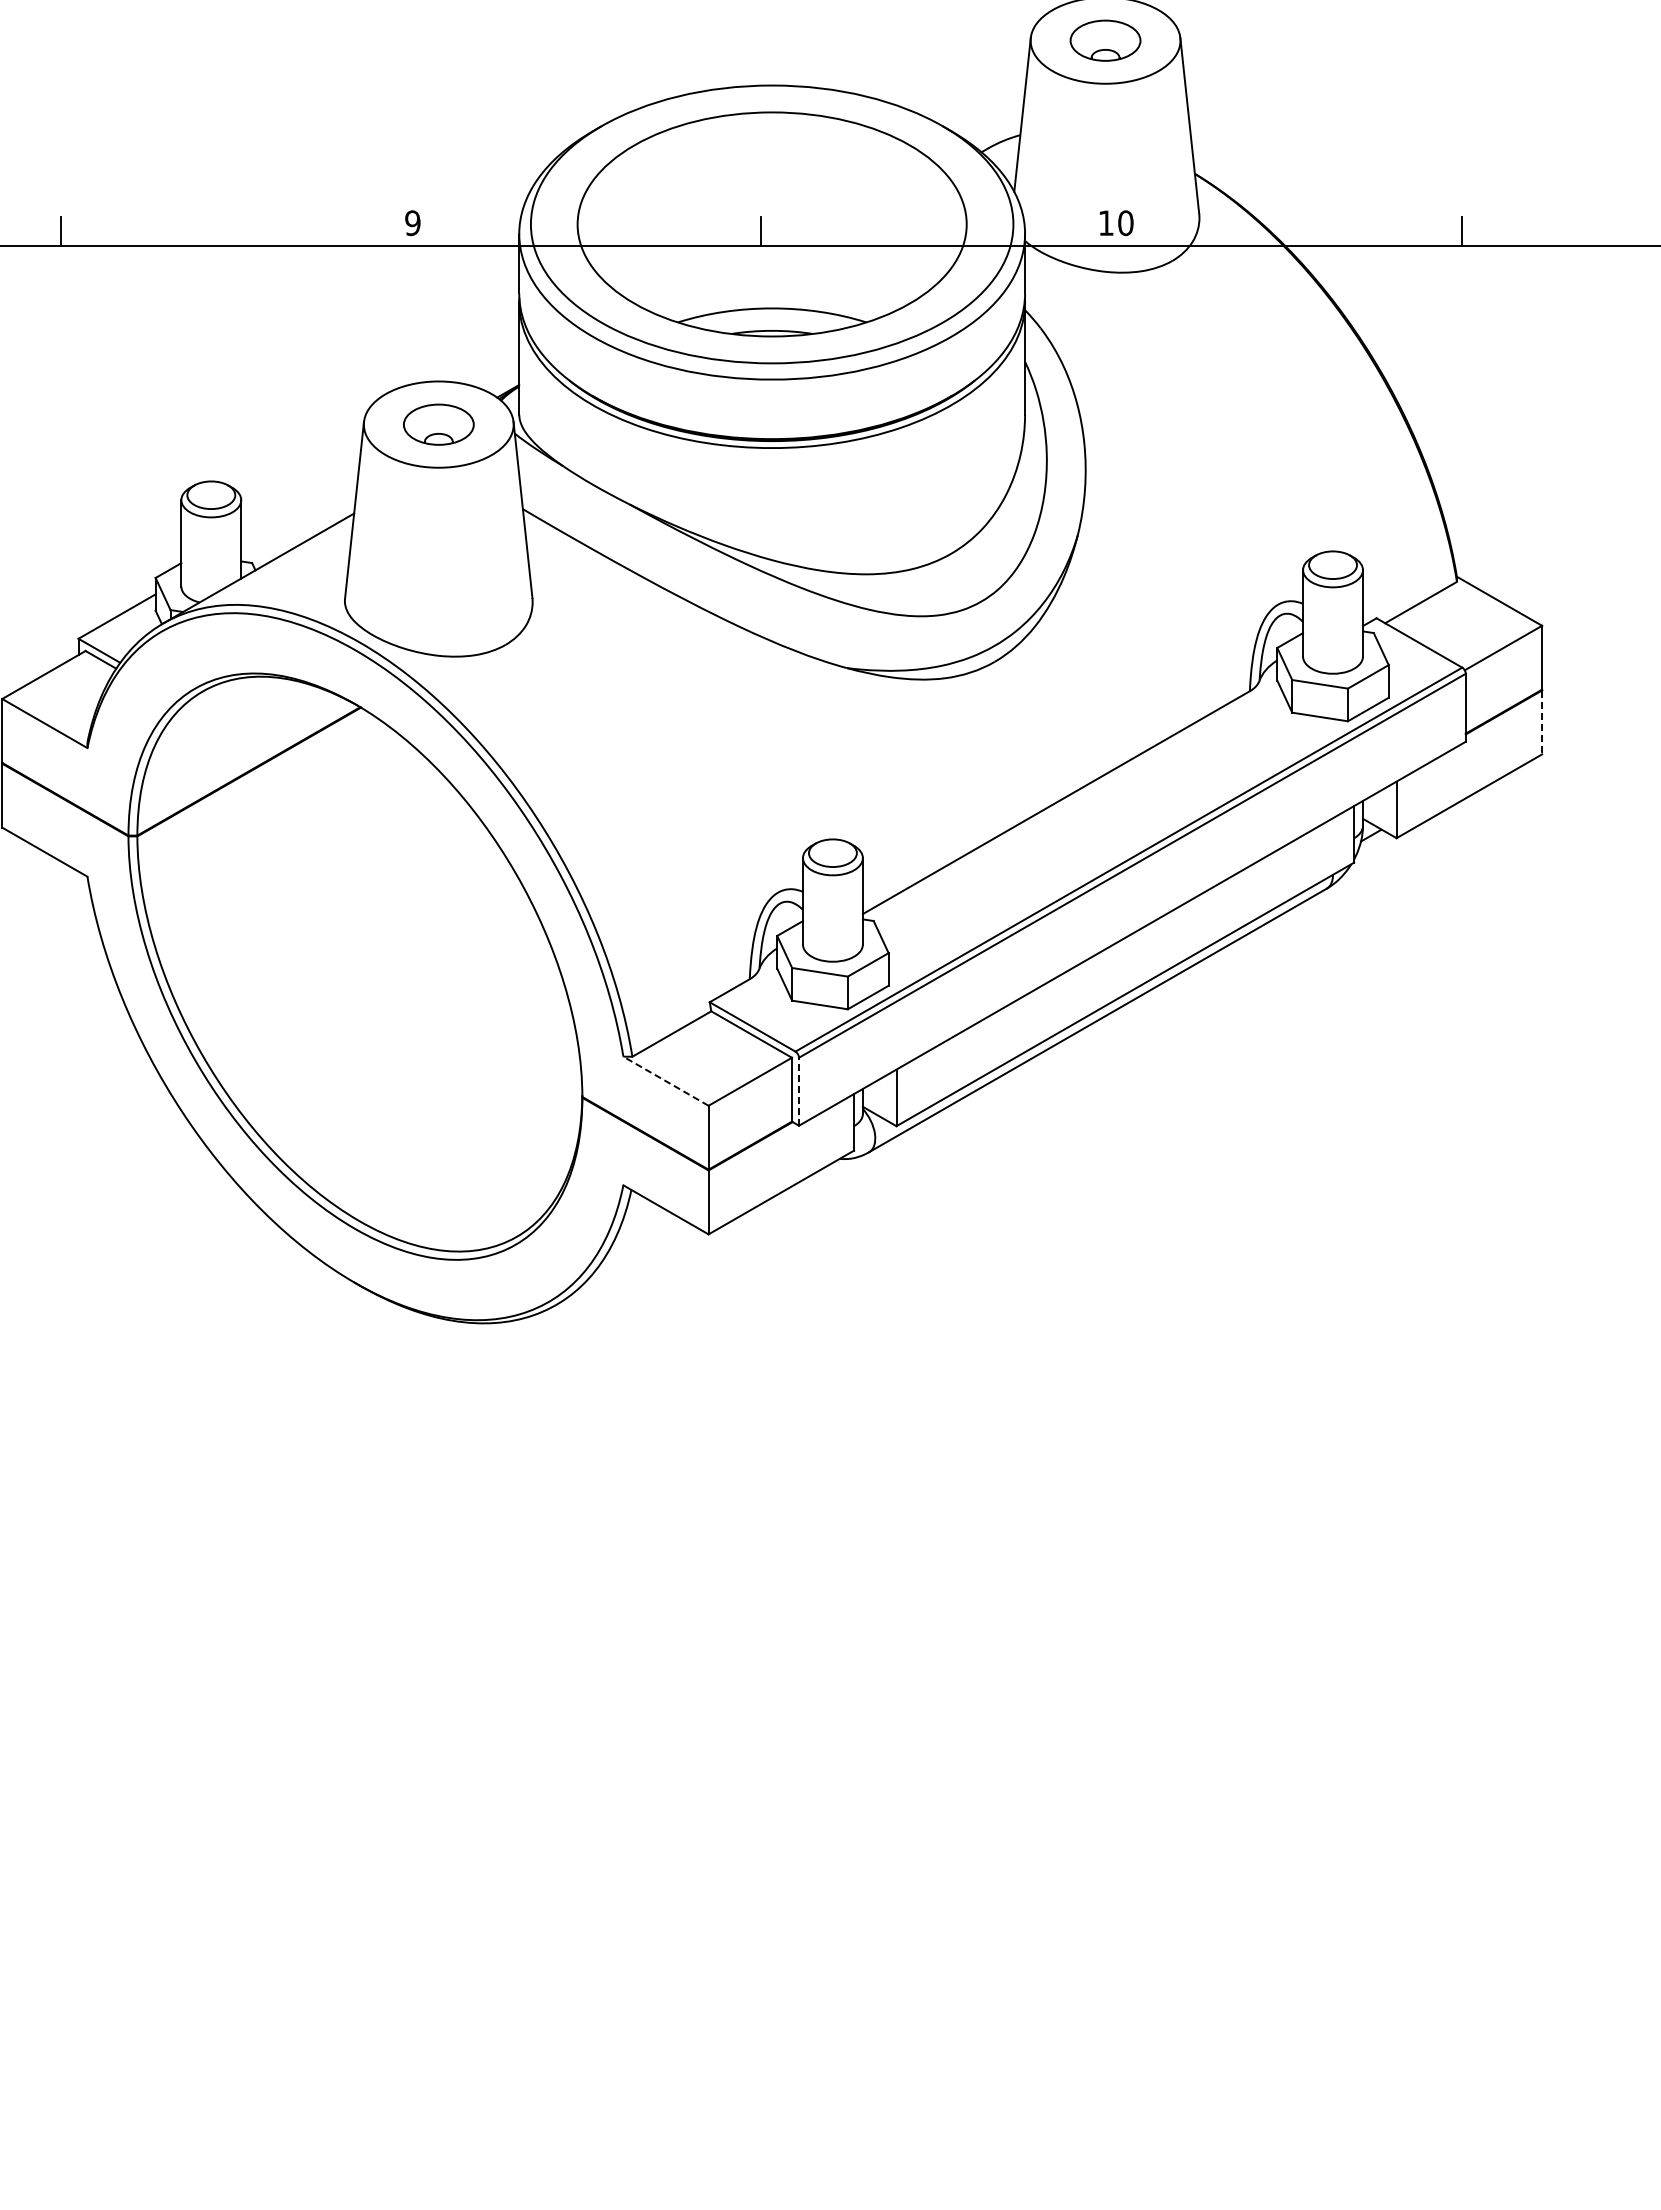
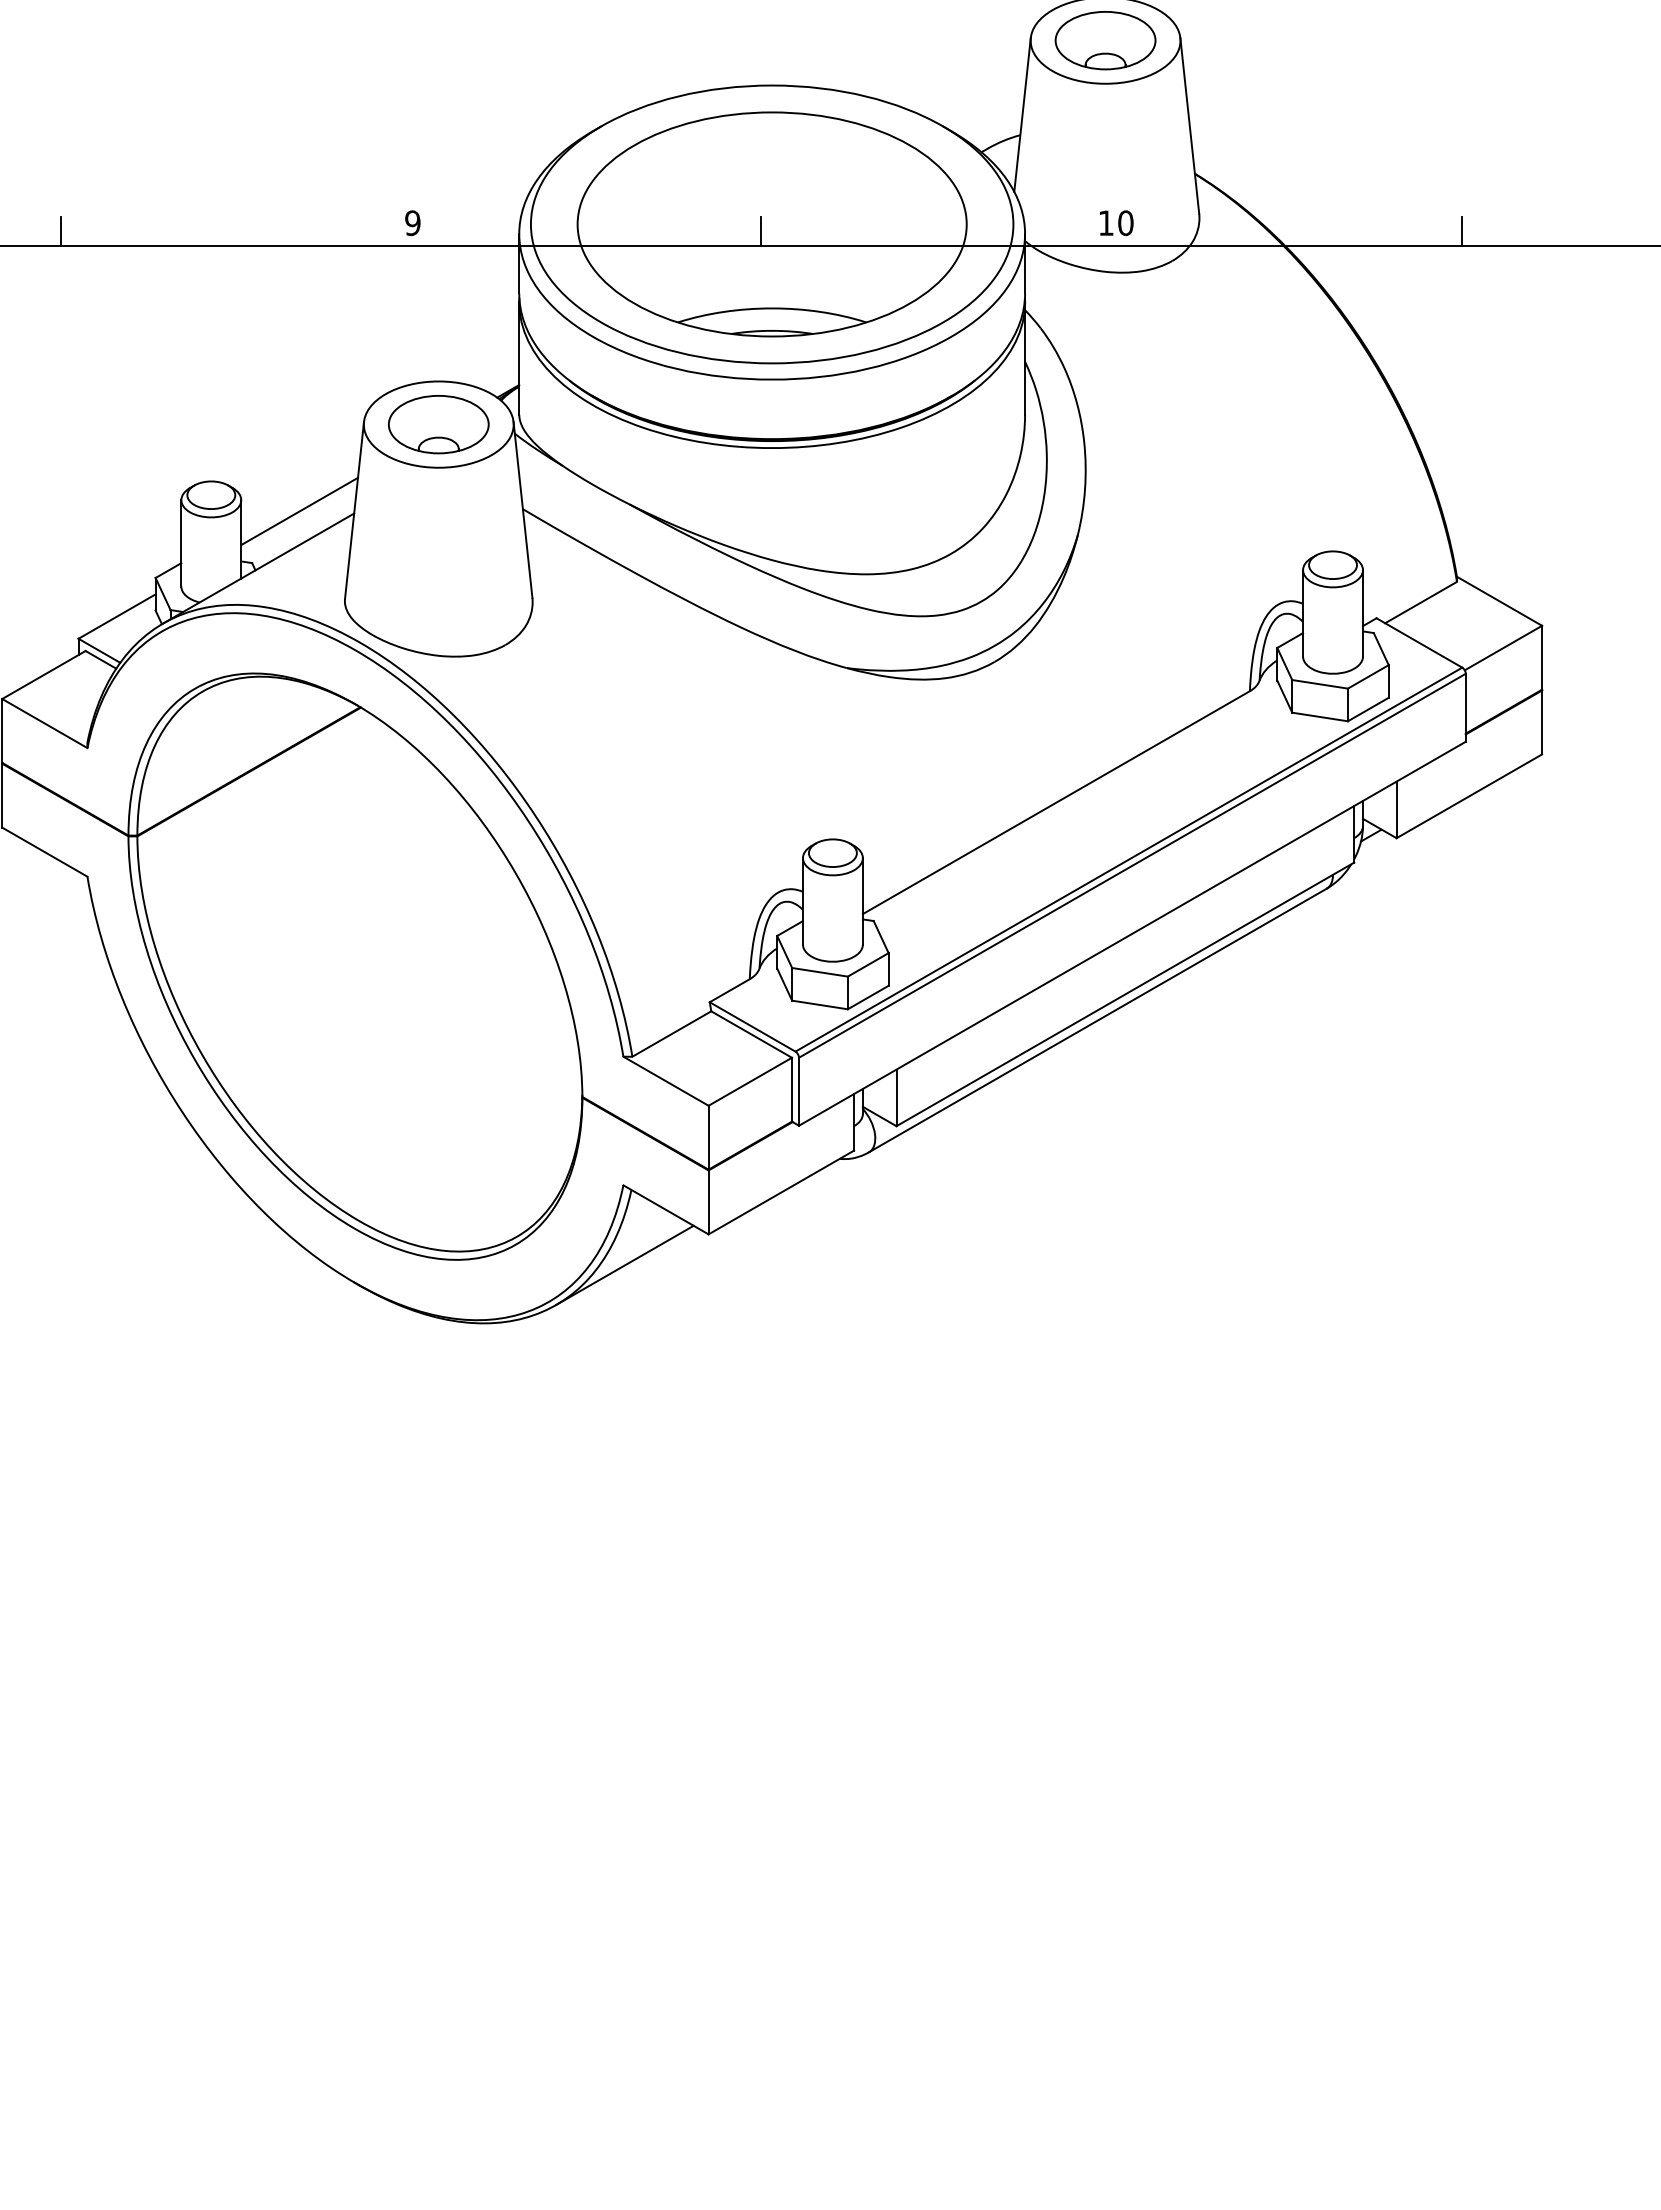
part size: 73x43 px -> 103x60 px (1105, 40)
part size: 72x43 px -> 102x60 px (438, 424)
line: none -> present (299, 511)
line: dashed -> solid (1542, 722)
line: dashed -> solid (665, 1080)
line: dashed -> solid (799, 1091)
line: none -> present (624, 1265)
